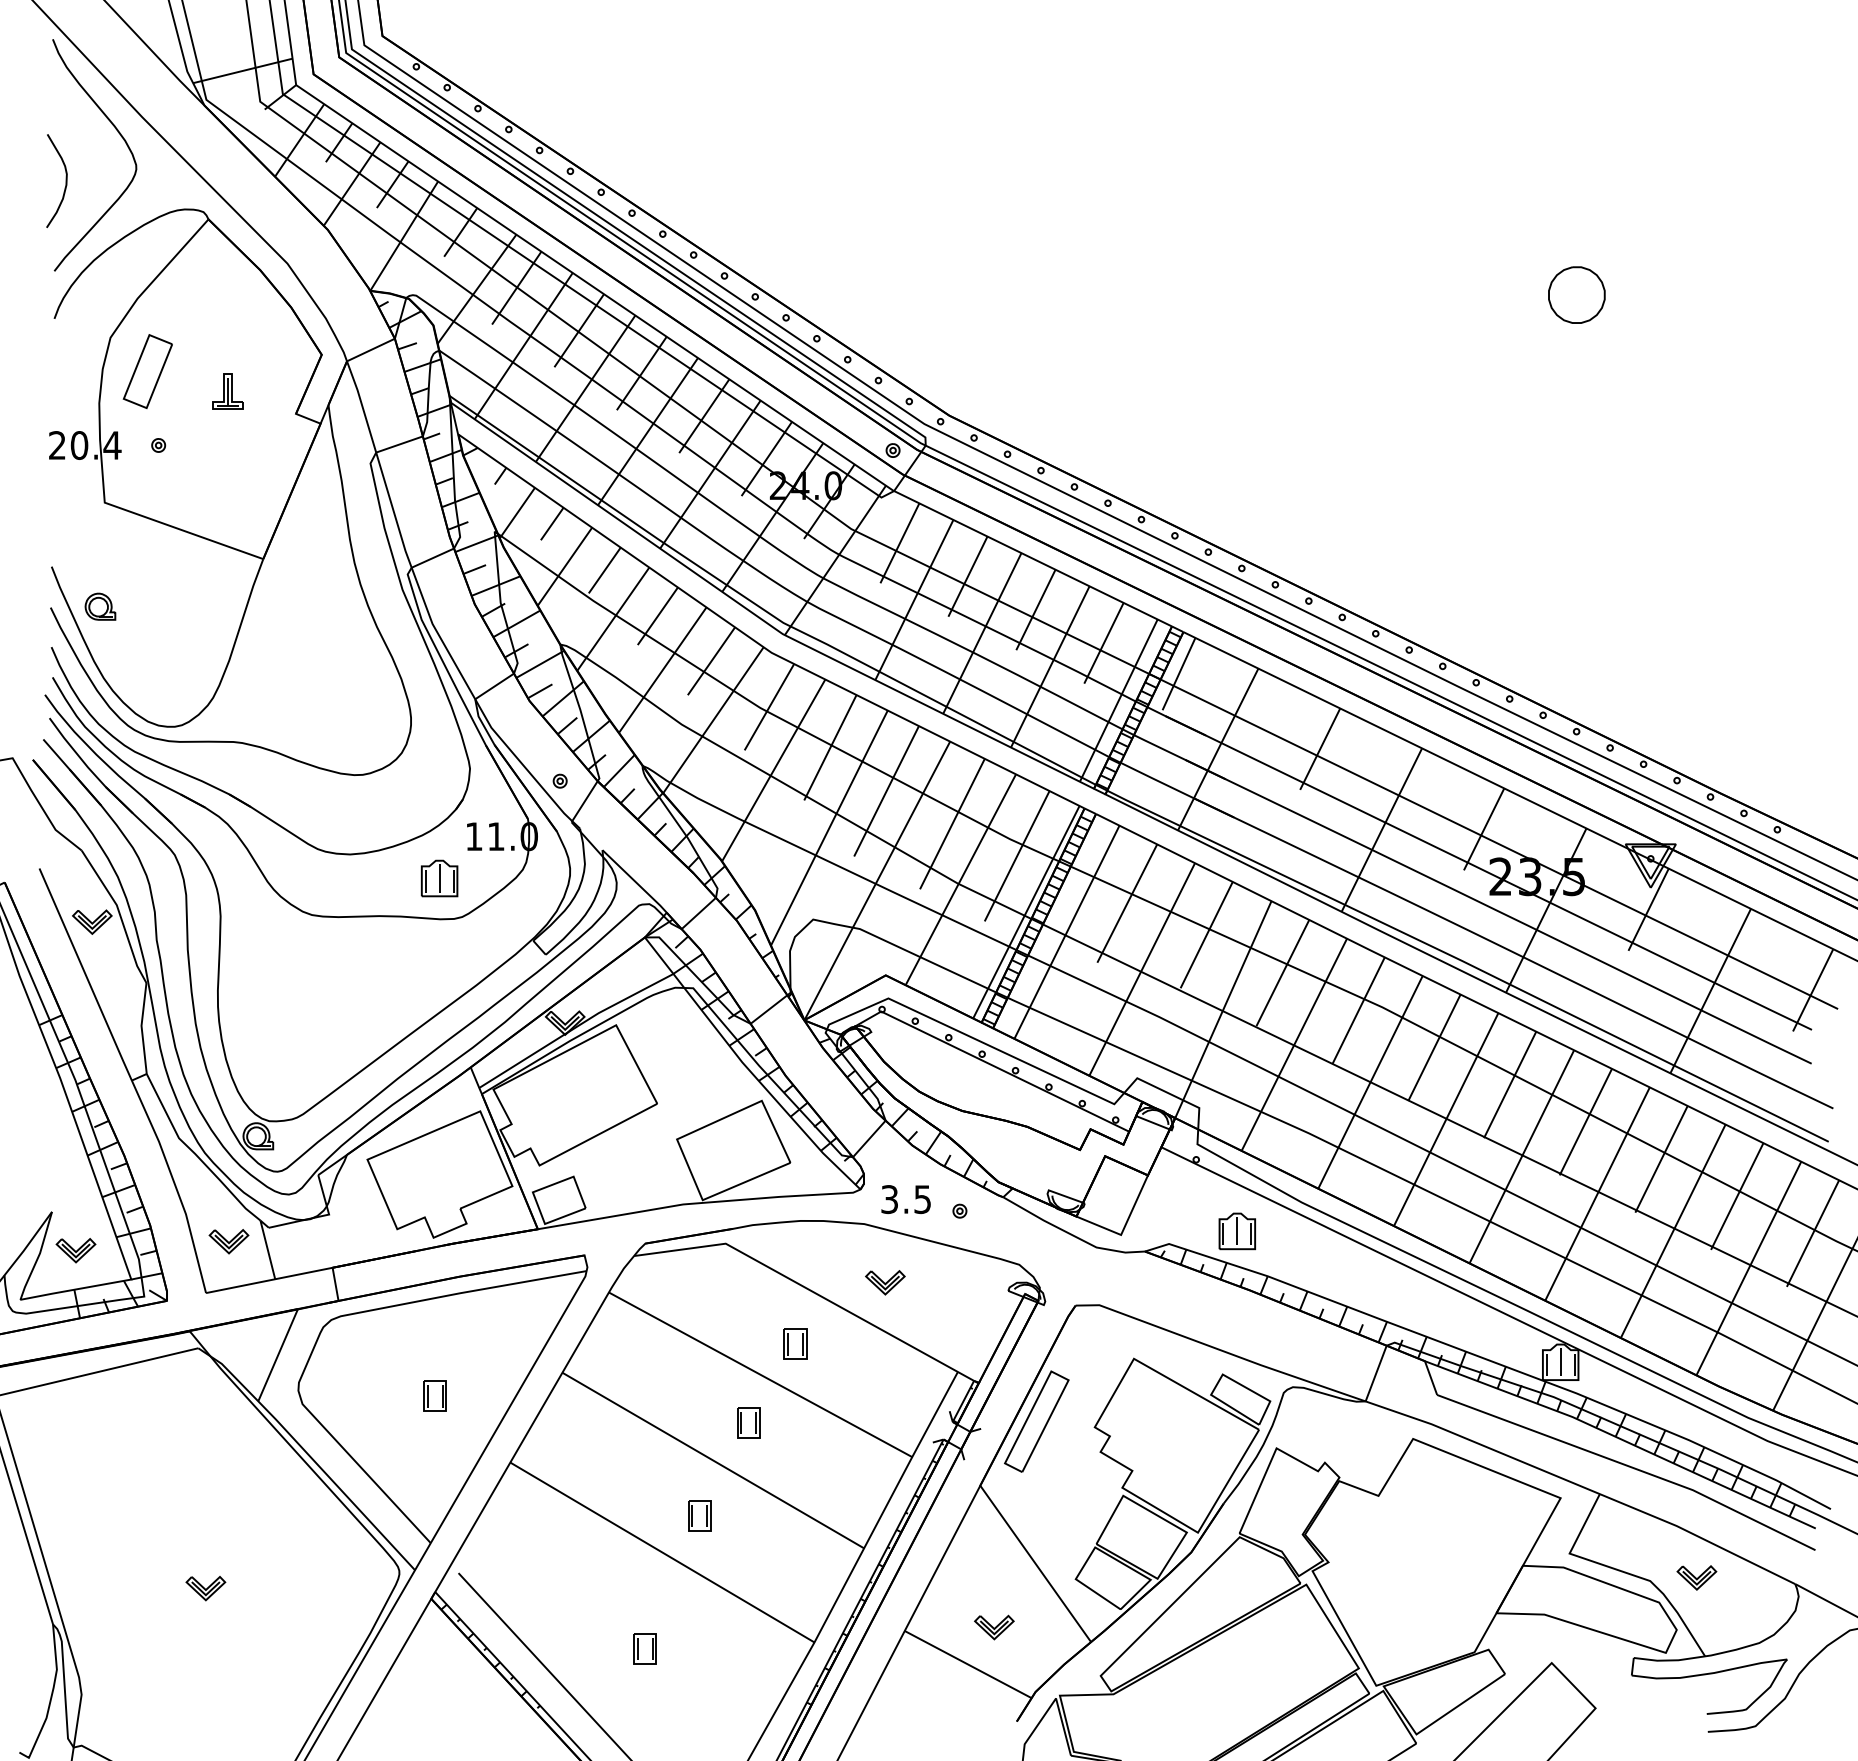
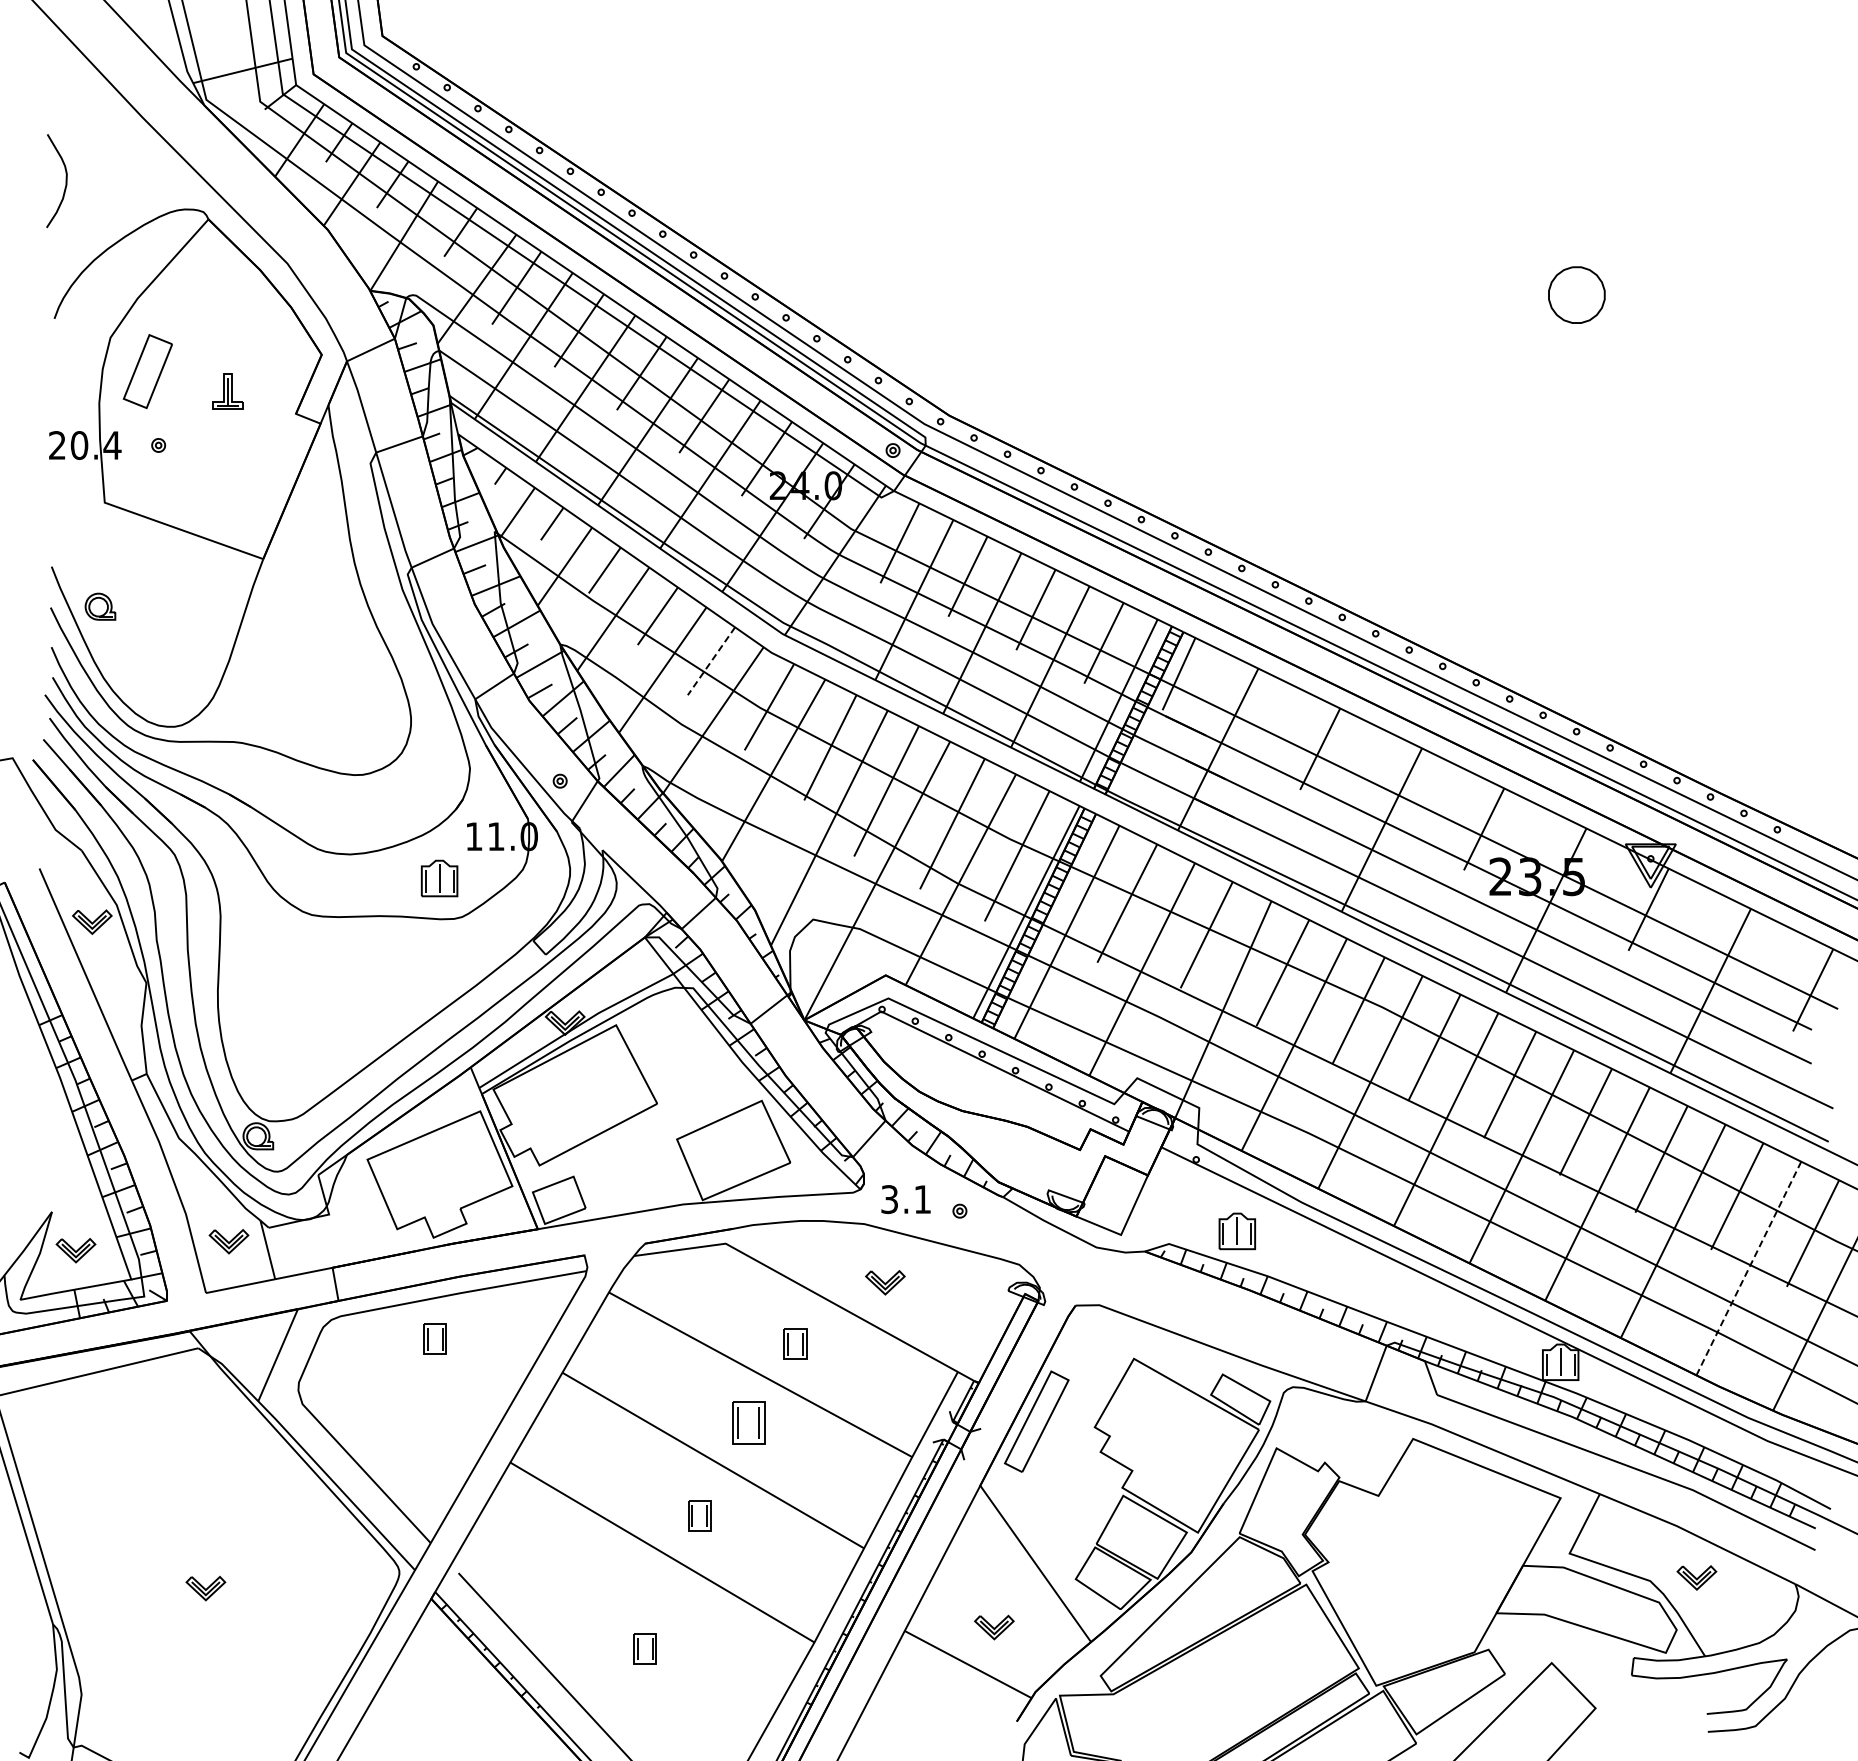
curve: present -> none (120, 136)
line: solid -> dashed (711, 661)
text: 3.5 -> 3.1 (922, 1199)
line: solid -> dashed (1748, 1268)
part position: (434, 1395) -> (434, 1338) (434, 1338)
part size: 24x32 px -> 34x44 px (748, 1422)
